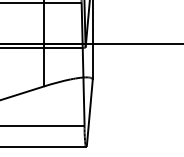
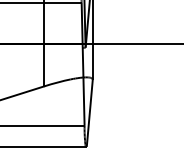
line: present -> none (42, 48)
